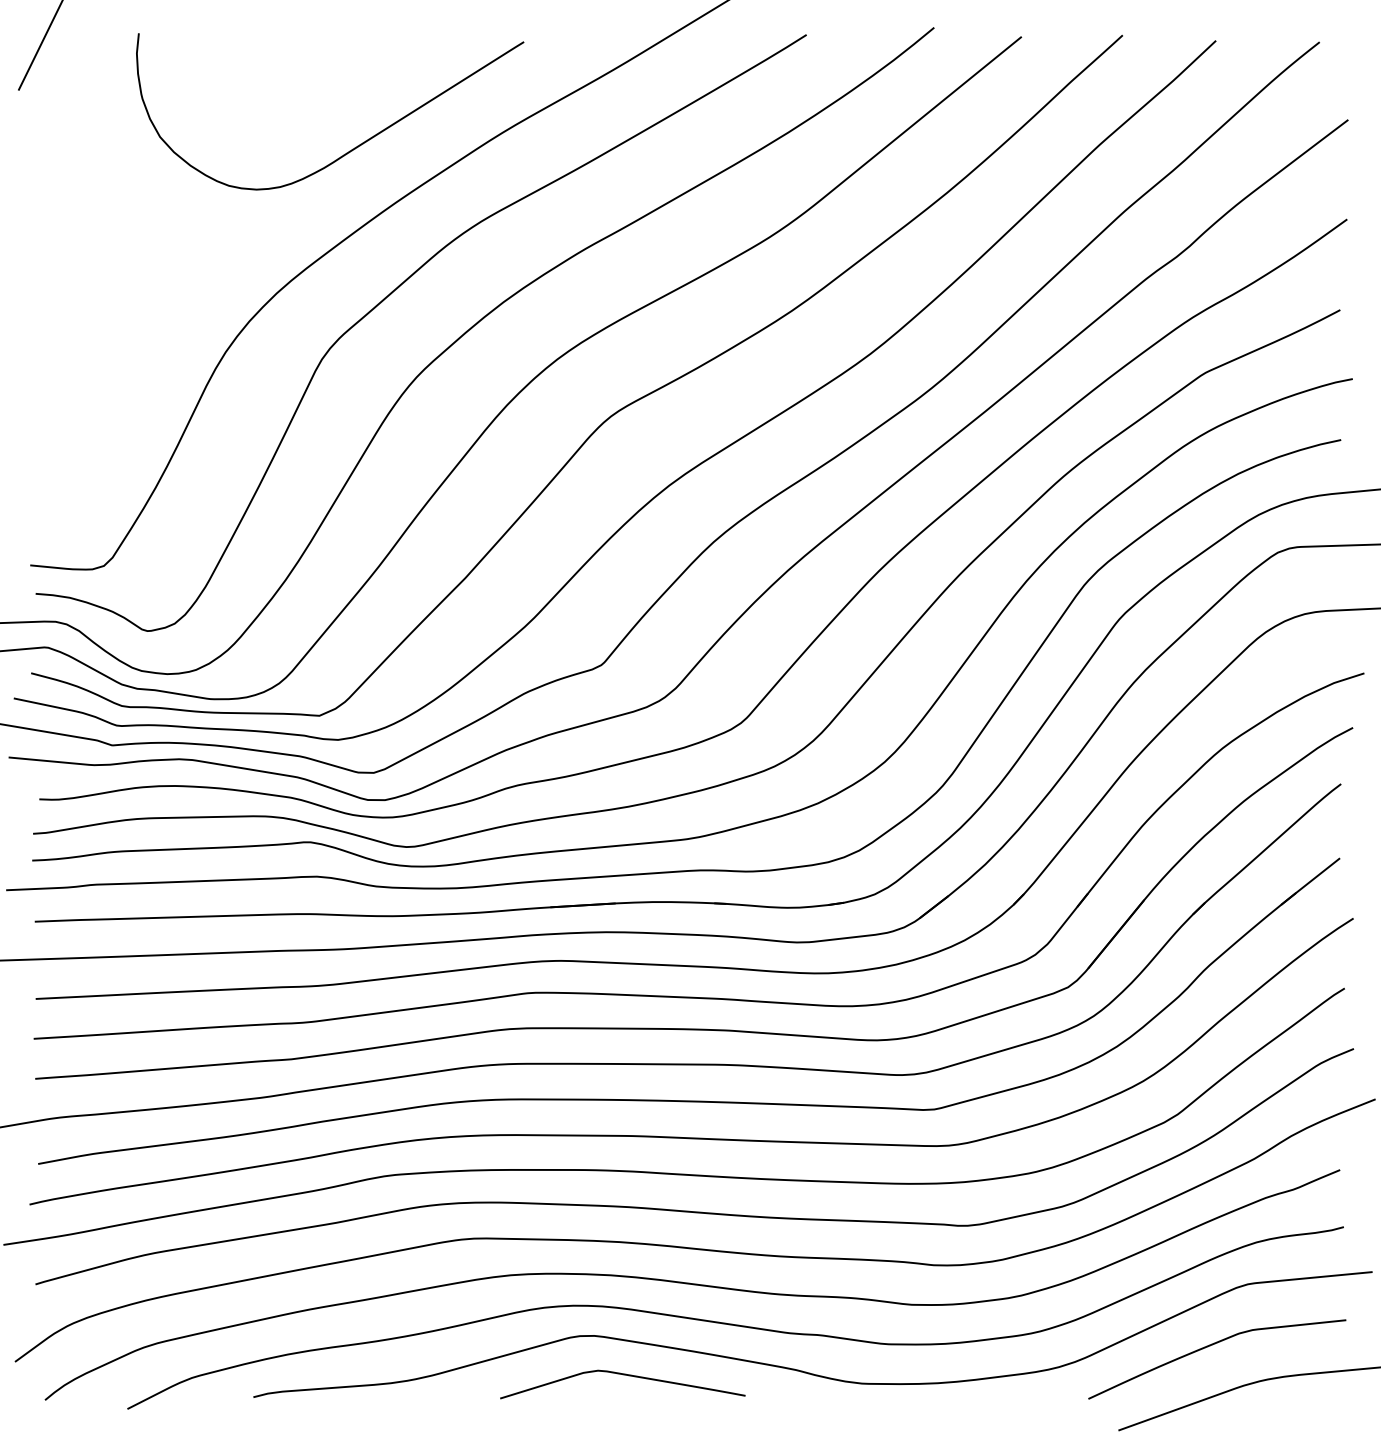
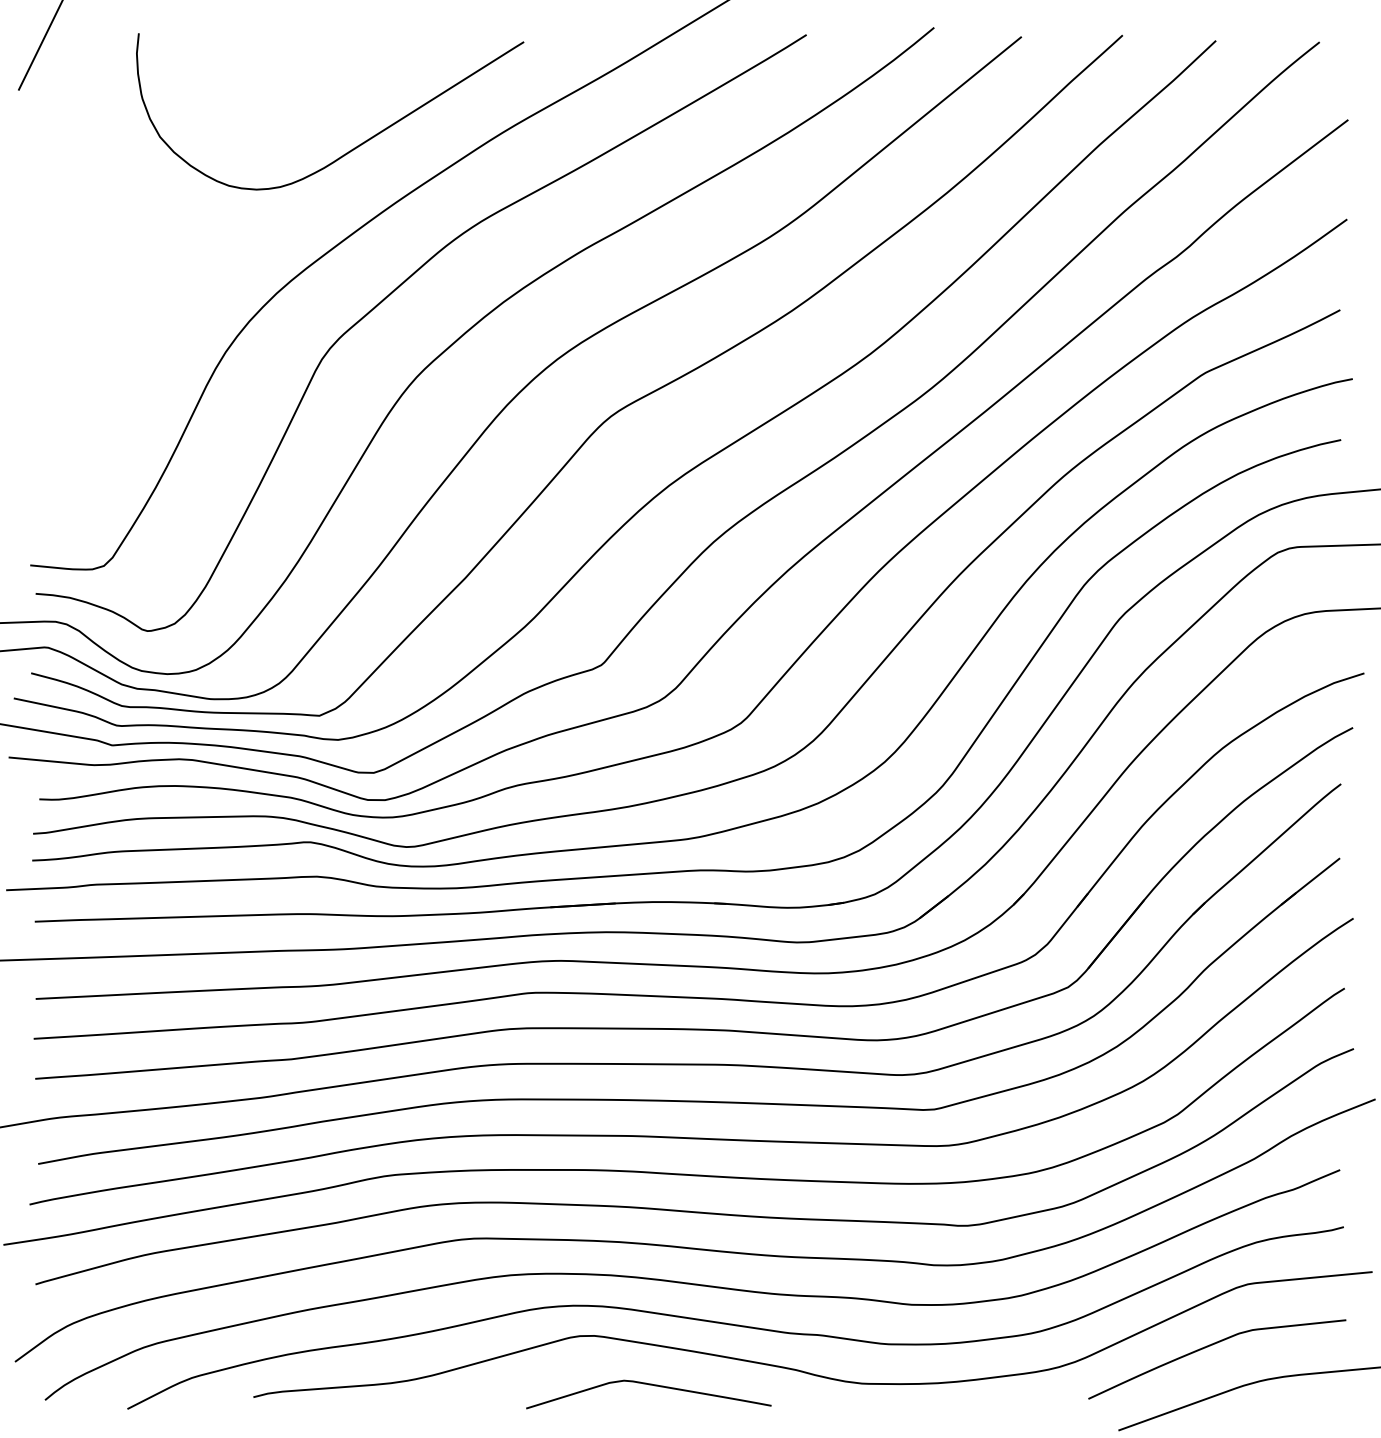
curve position: (623, 1375) -> (649, 1385) (649, 1385)
